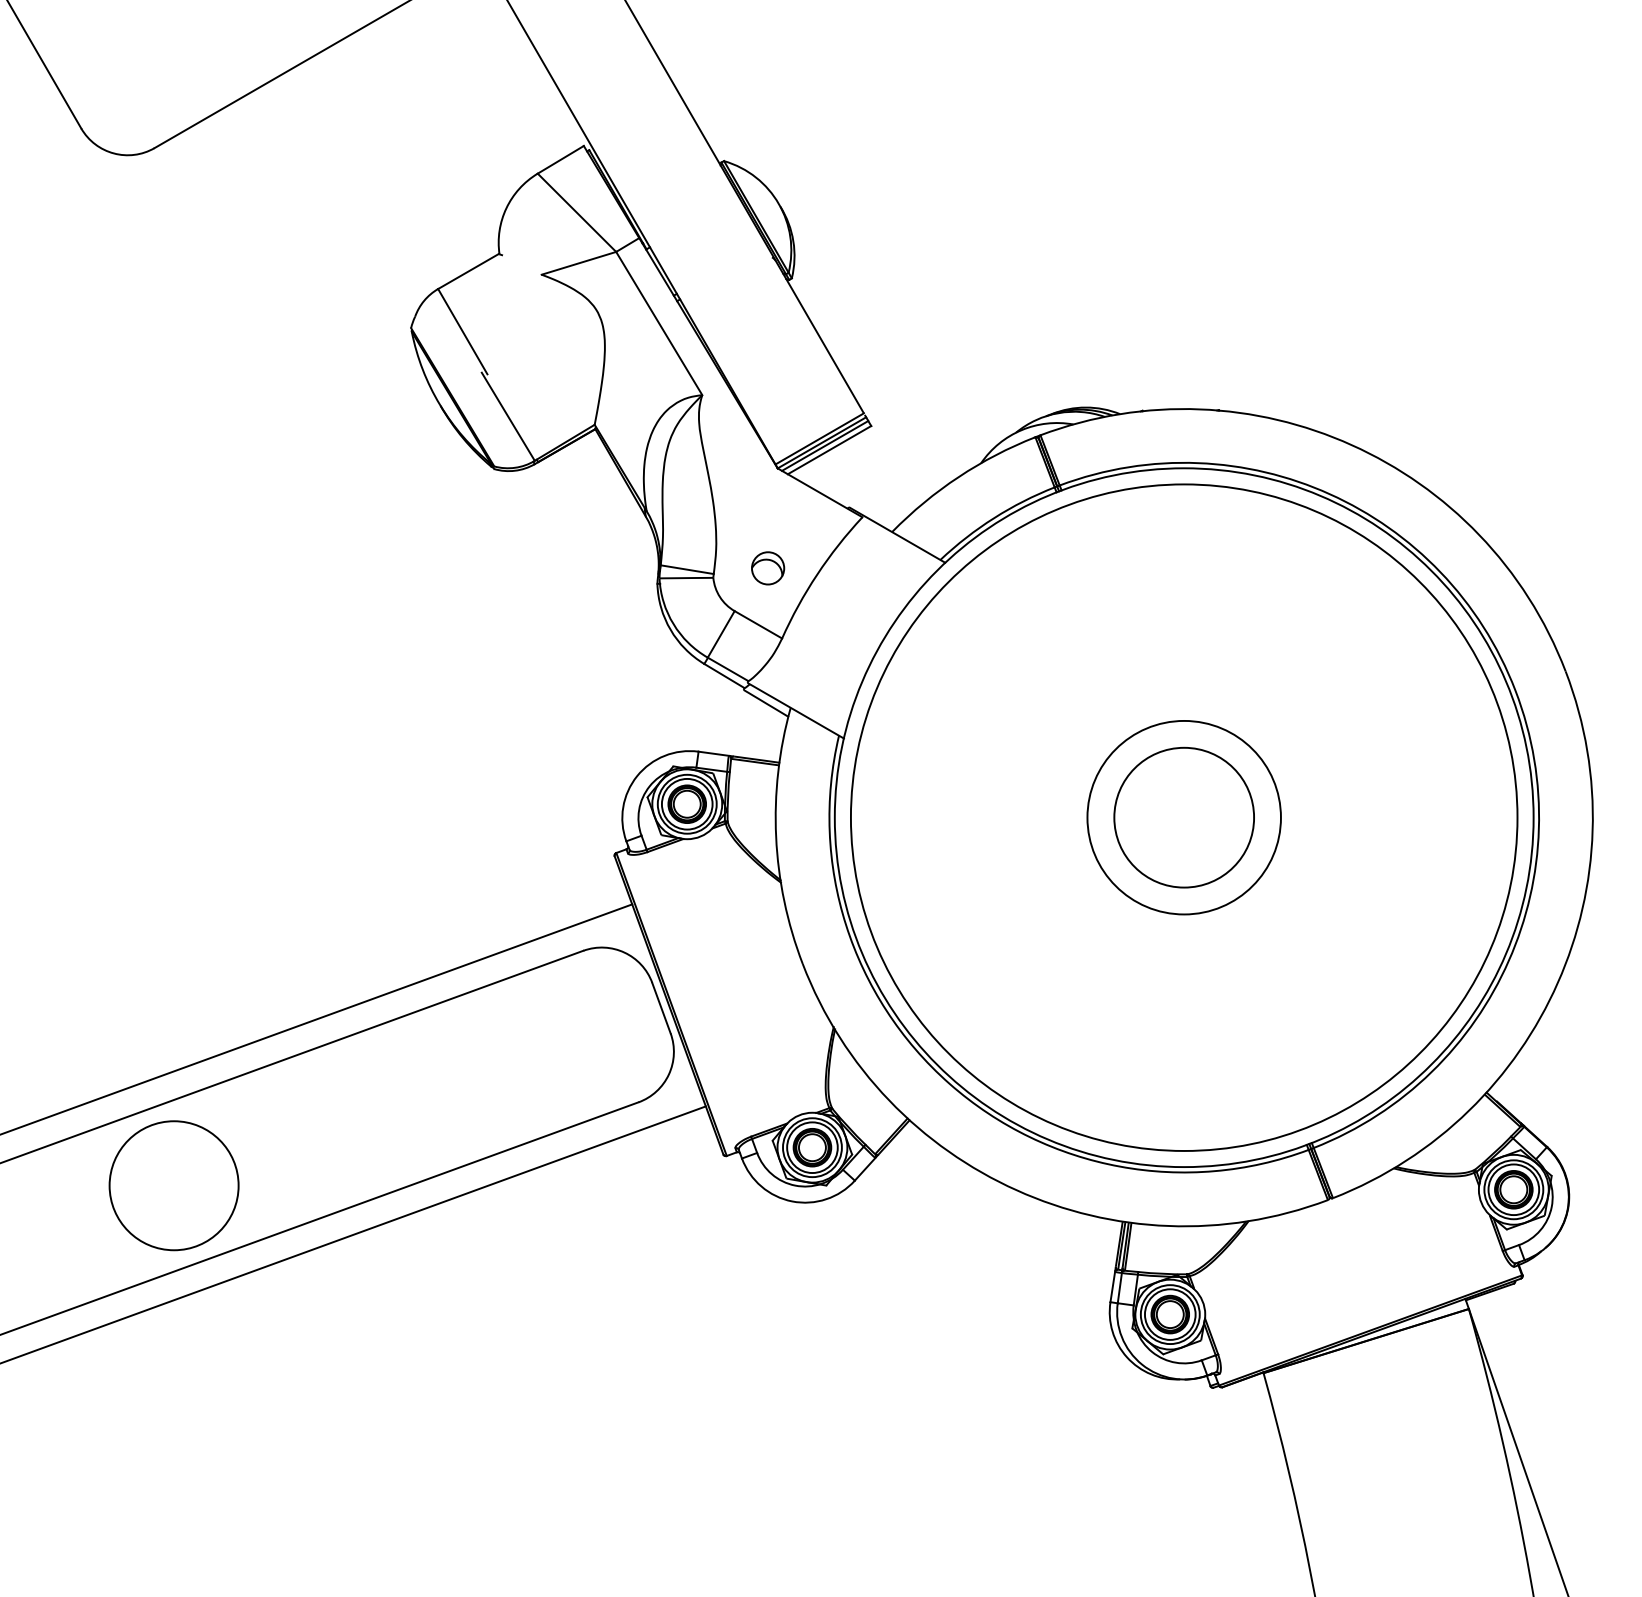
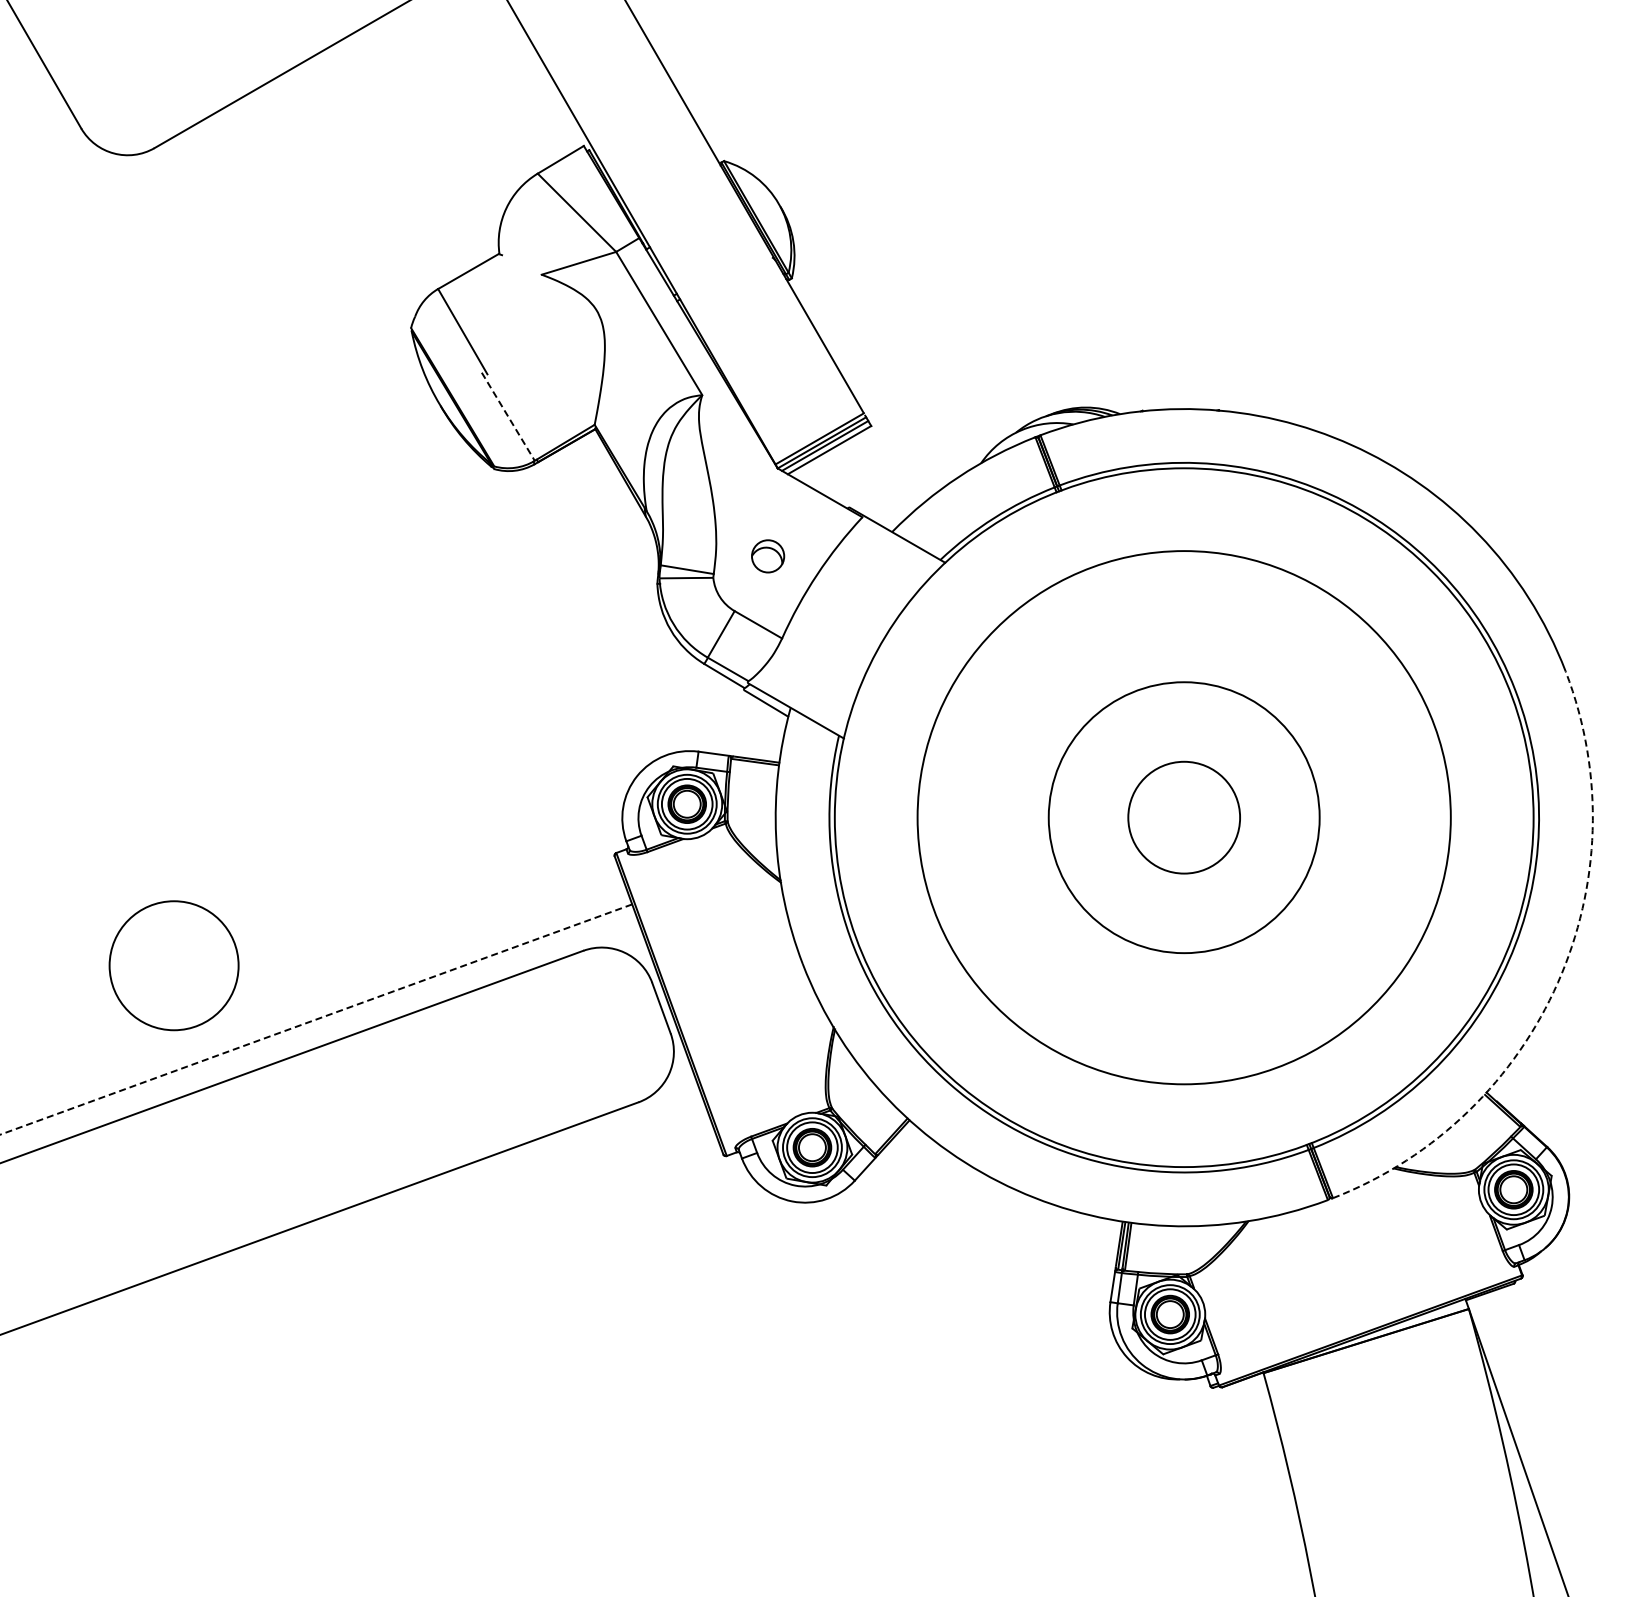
line: solid -> dashed (508, 417)
part position: (768, 568) -> (768, 556) (768, 556)
circle diameter: 194 px -> 271 px (1183, 817)
circle diameter: 667 px -> 533 px (1183, 817)
circle diameter: 140 px -> 112 px (1184, 817)
arc: solid -> dashed (1557, 982)
line: solid -> dashed (316, 1019)
circle position: (173, 1185) -> (173, 965) (173, 965)
line: present -> none (353, 1234)
